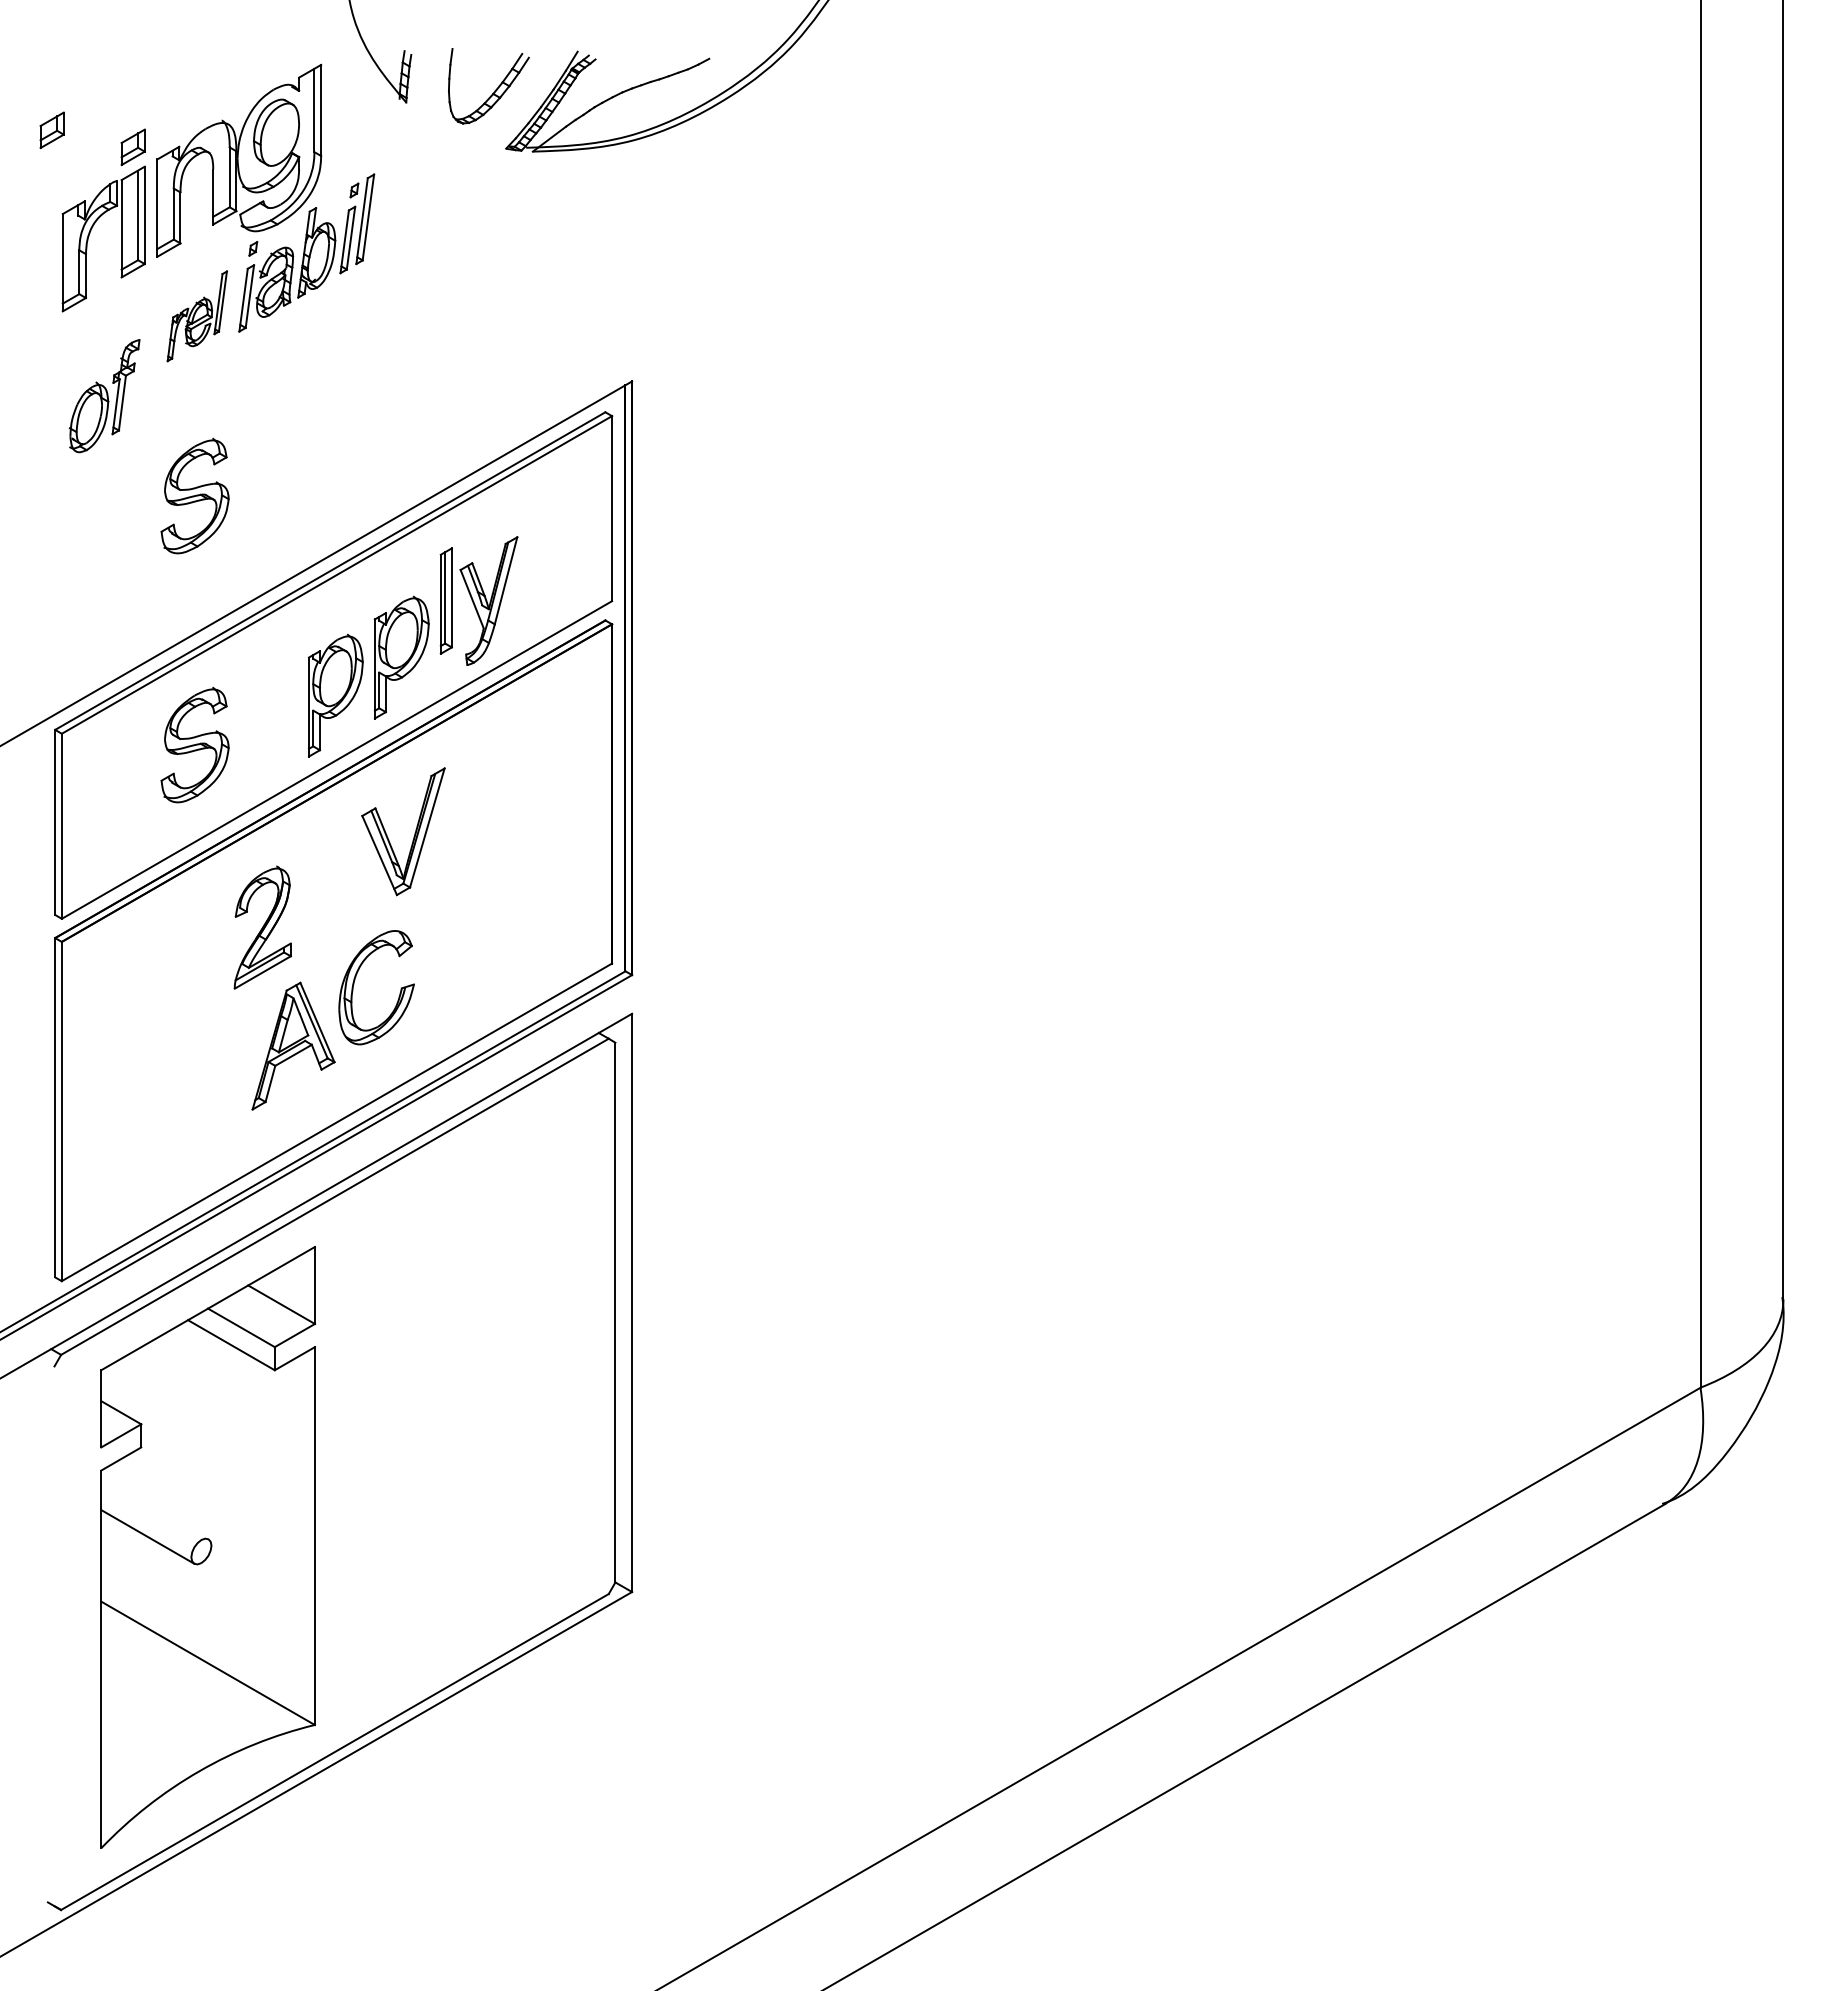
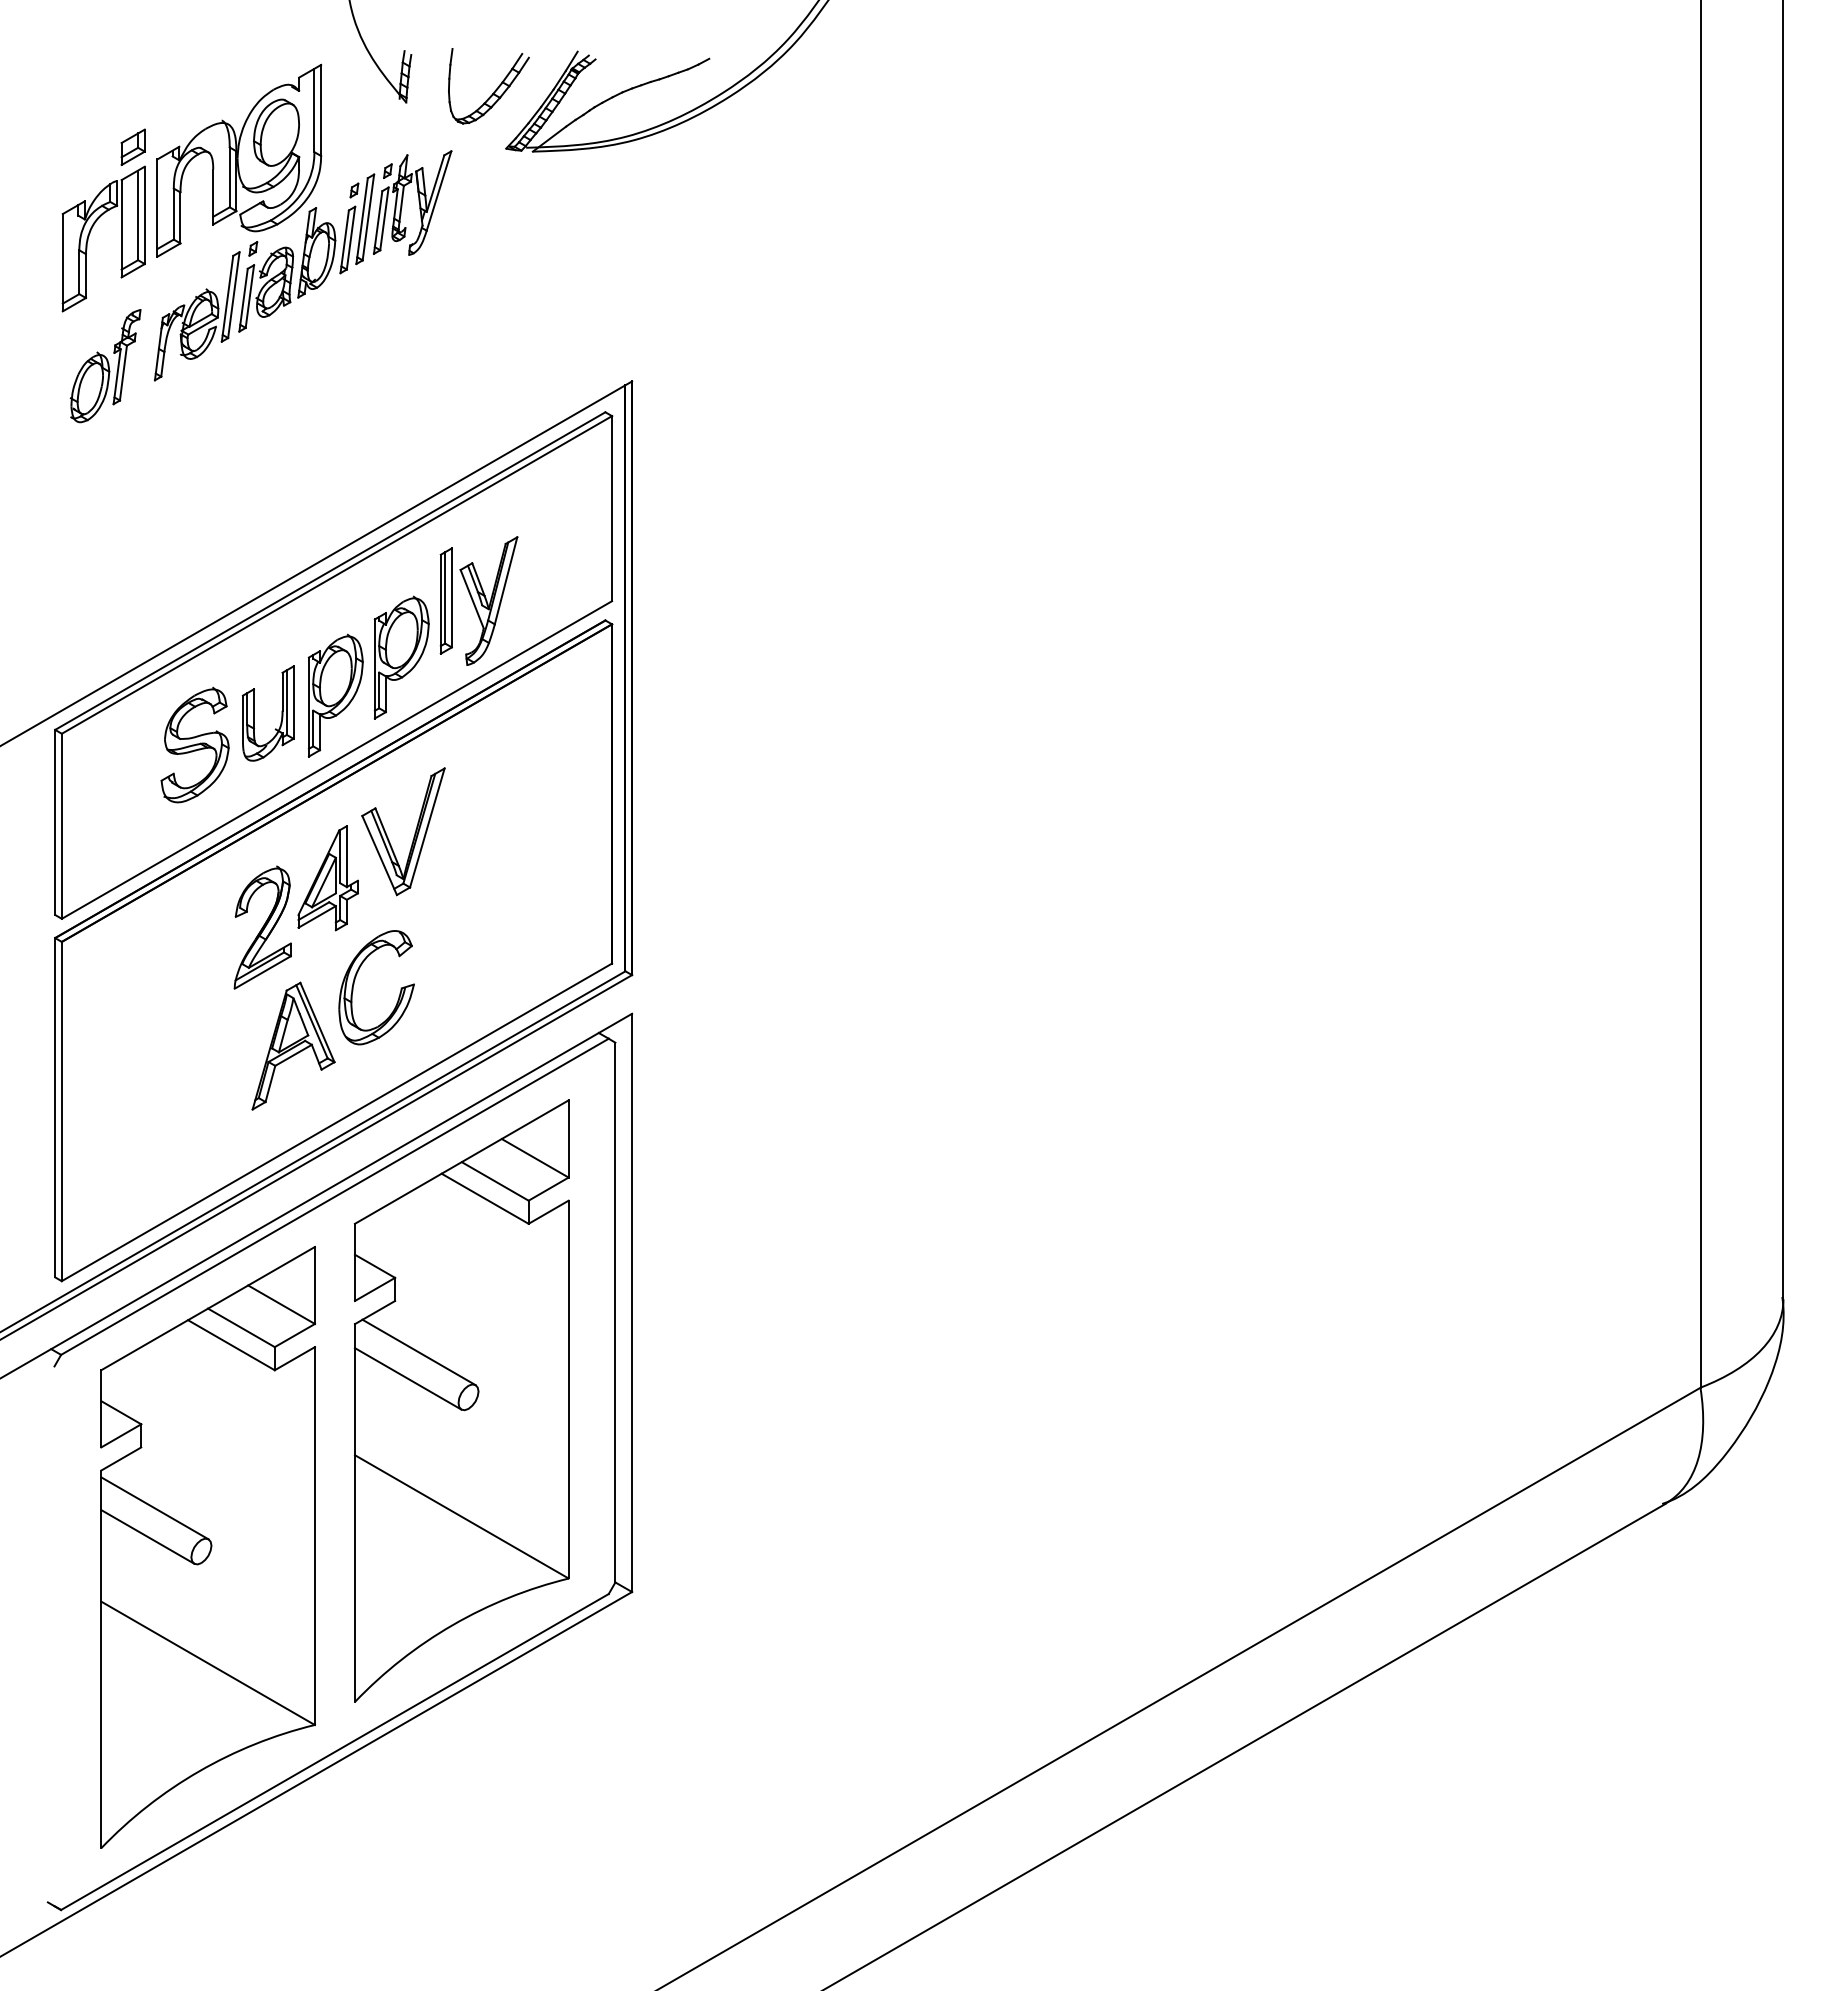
part: present -> none (51, 130)
part: none -> present (412, 202)
part size: 62x93 px -> 87x131 px (197, 316)
part position: (104, 396) -> (105, 366) (105, 366)
part: present -> none (194, 495)
part: none -> present (254, 713)
part: none -> present (327, 878)
part: none -> present (461, 1400)
line: none -> present (154, 1508)
